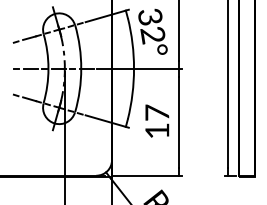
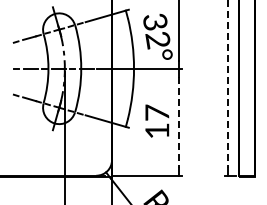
text position: (152, 31) -> (157, 36) (157, 36)
line: solid -> dashed (227, 83)
line: solid -> dashed (178, 122)
